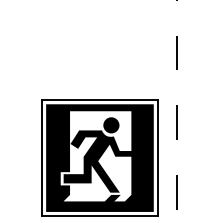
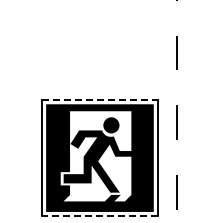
line: solid -> dashed (99, 100)
line: solid -> dashed (99, 216)
